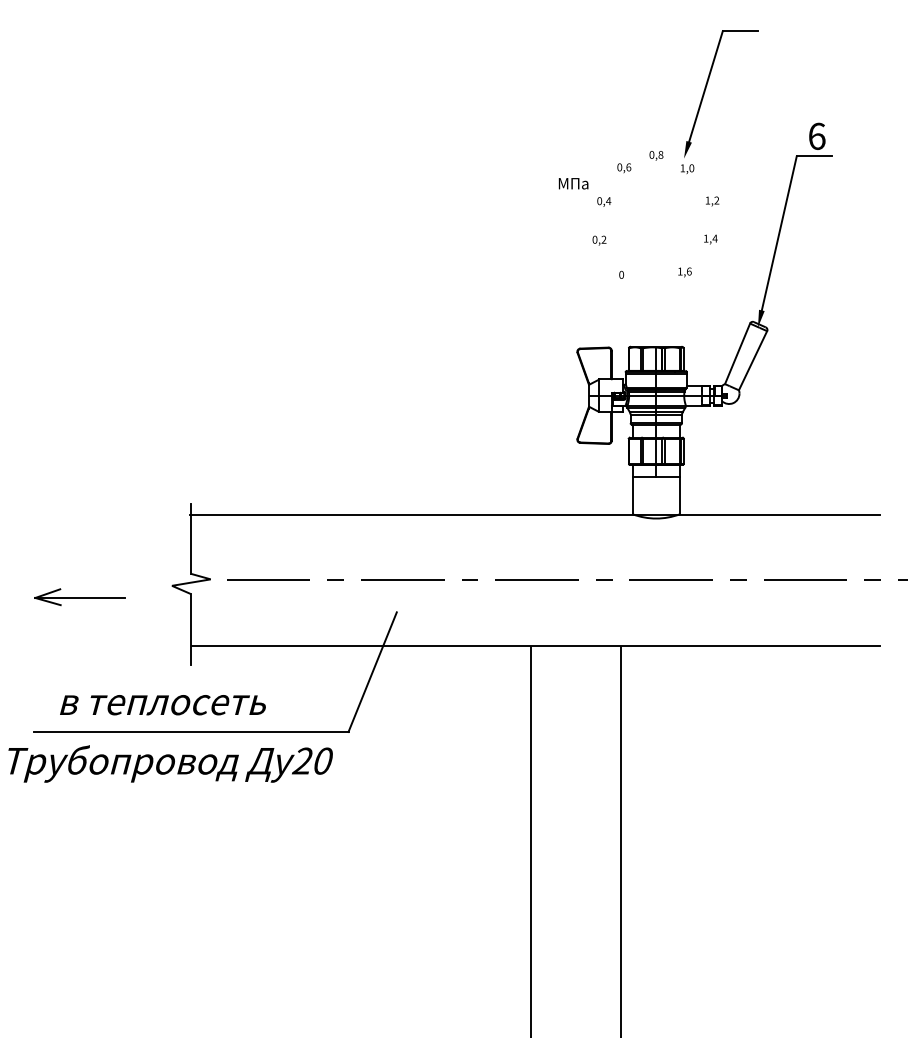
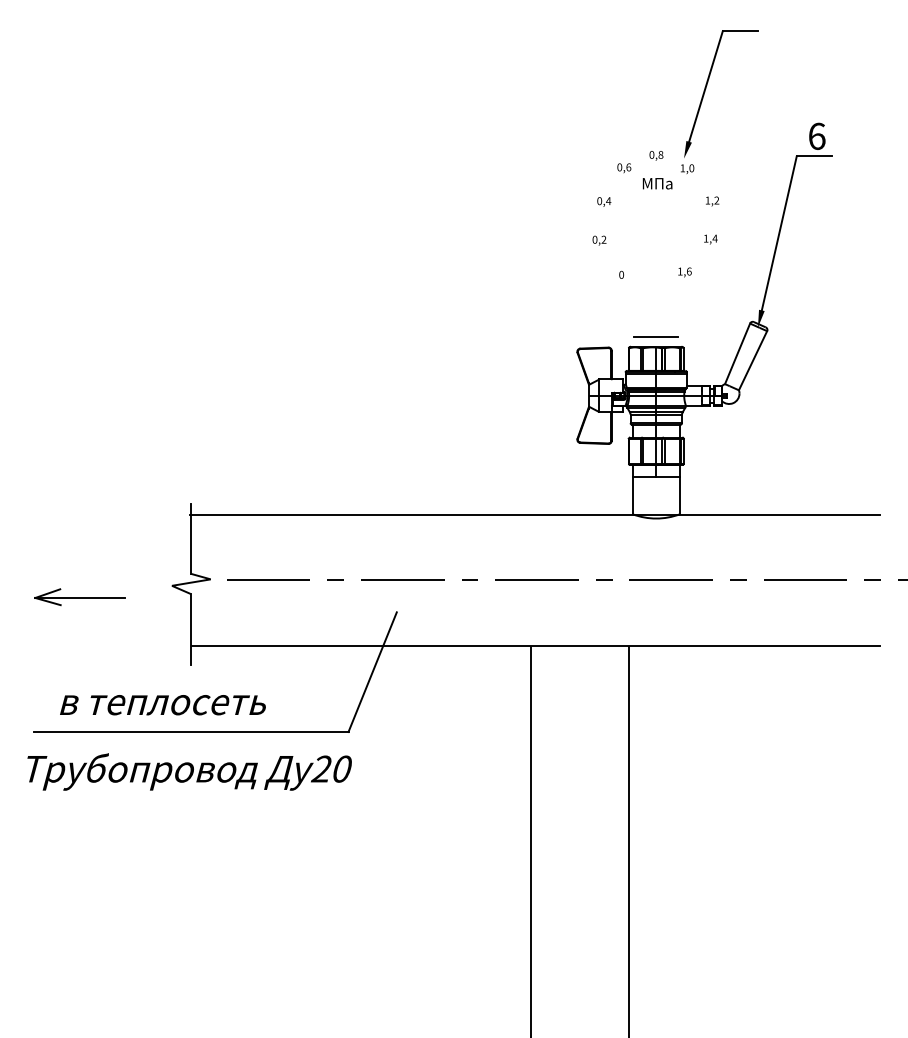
text position: (573, 183) -> (657, 183) (657, 183)
line: none -> present (656, 337)
text position: (170, 763) -> (189, 771) (189, 771)
line position: (621, 840) -> (629, 840) (629, 840)
